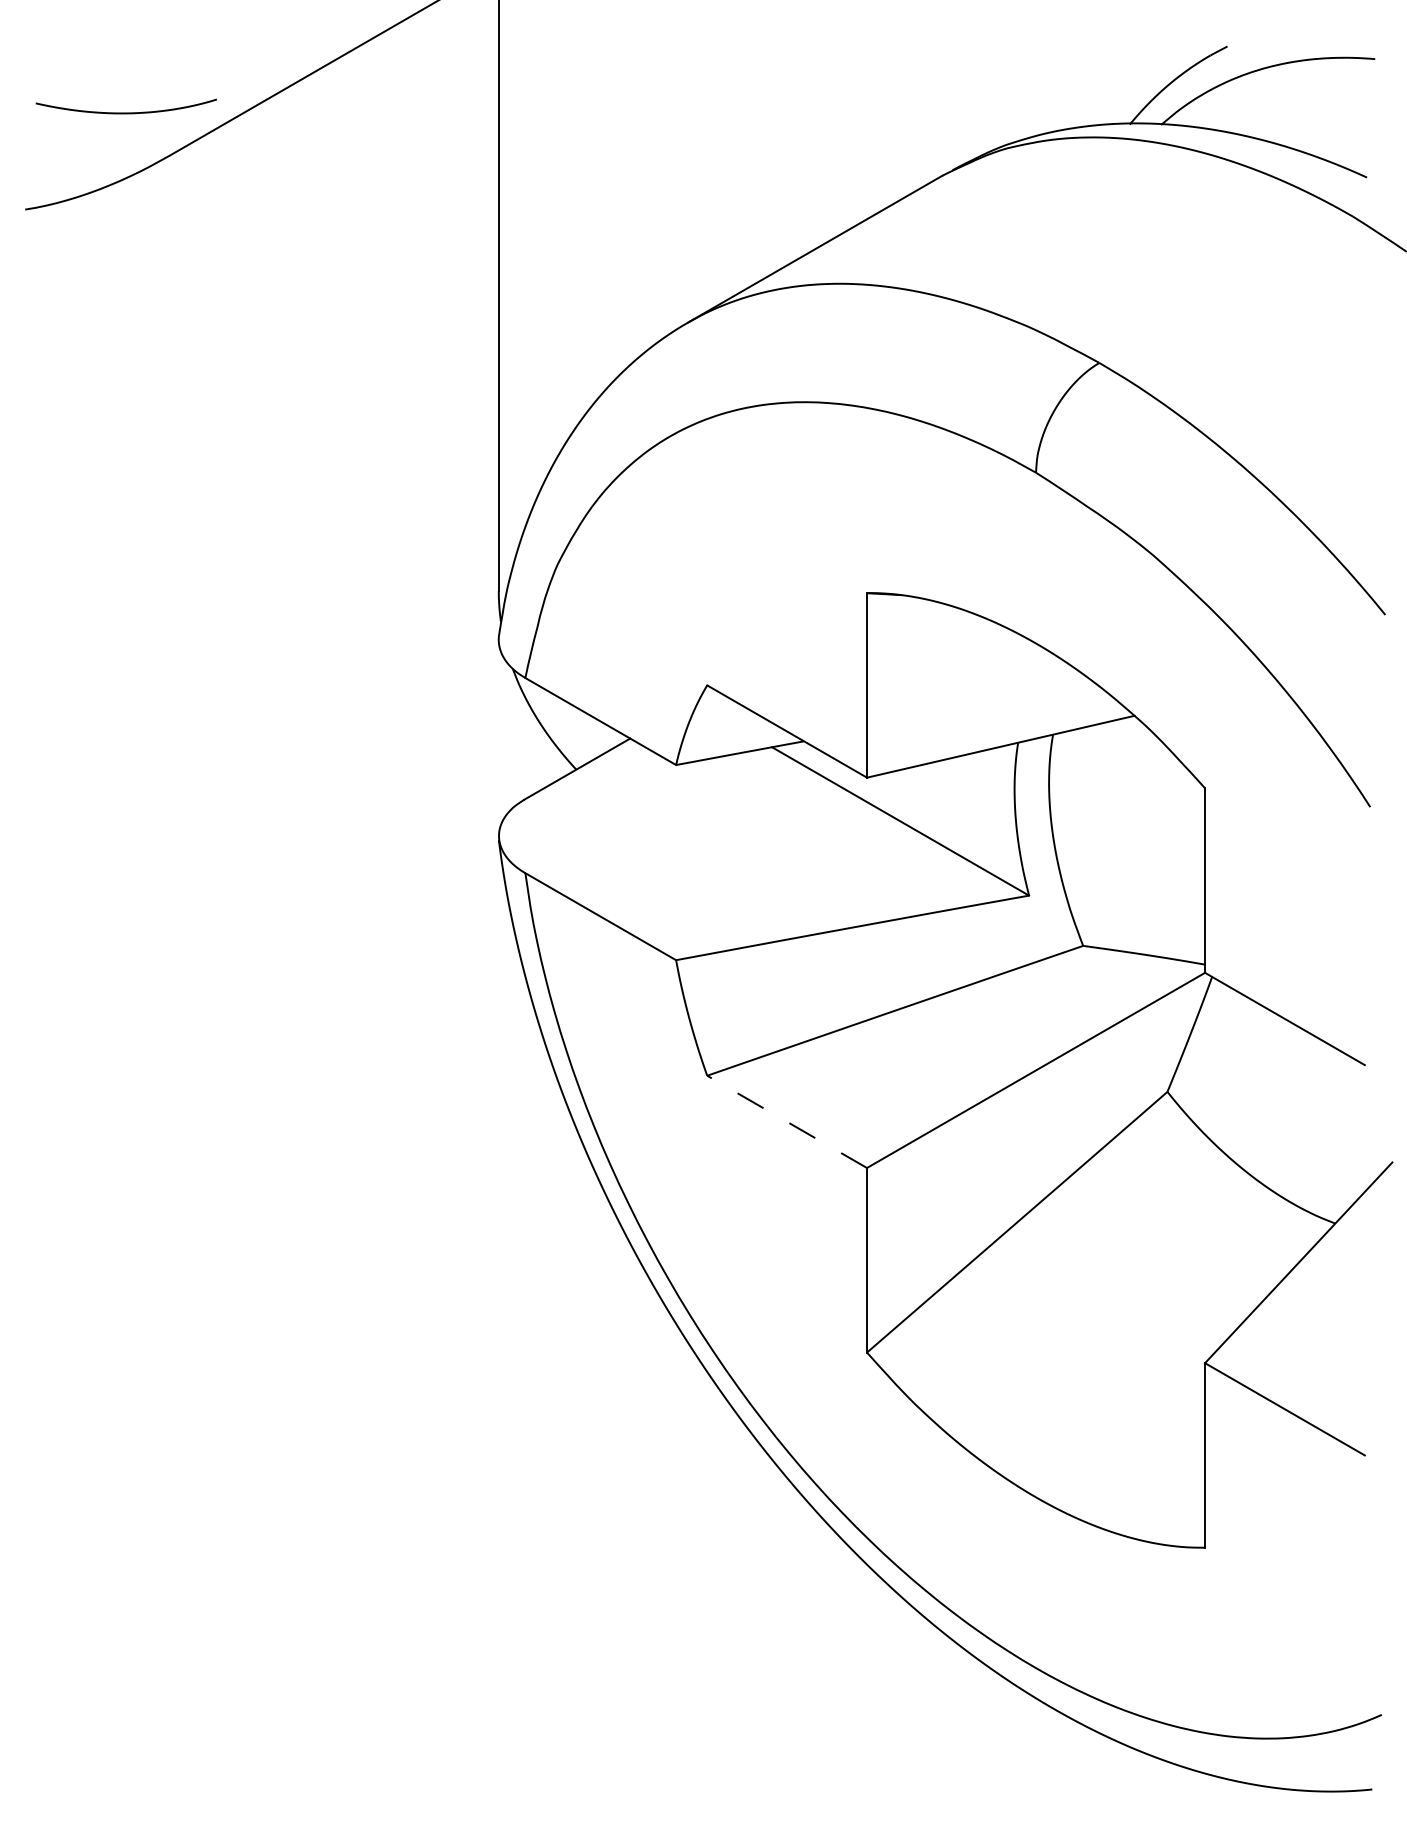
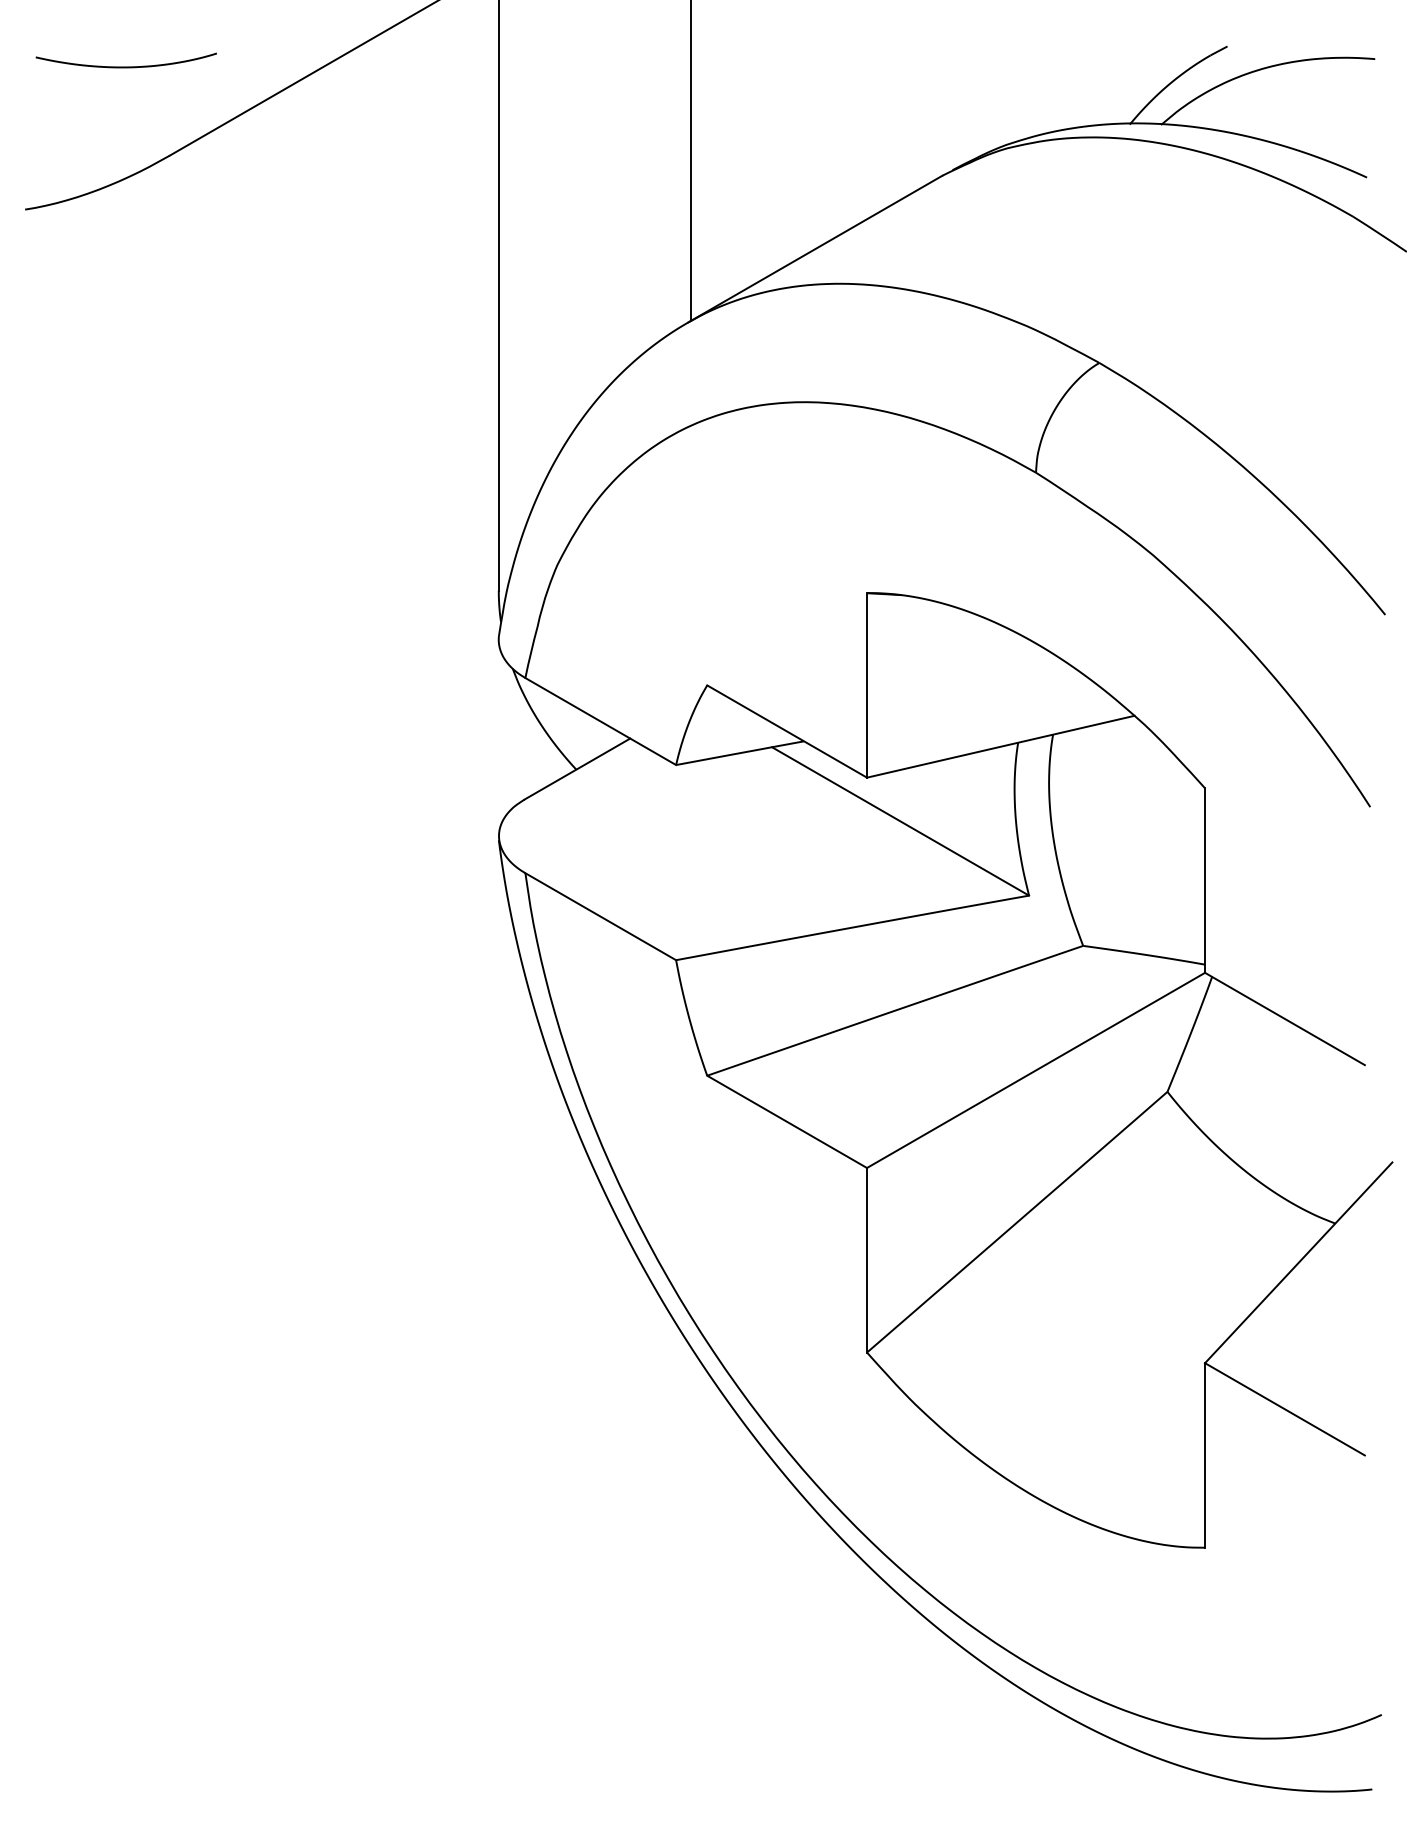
curve position: (125, 112) -> (125, 66) (125, 66)
line: none -> present (691, 161)
line: dashed -> solid (786, 1121)
